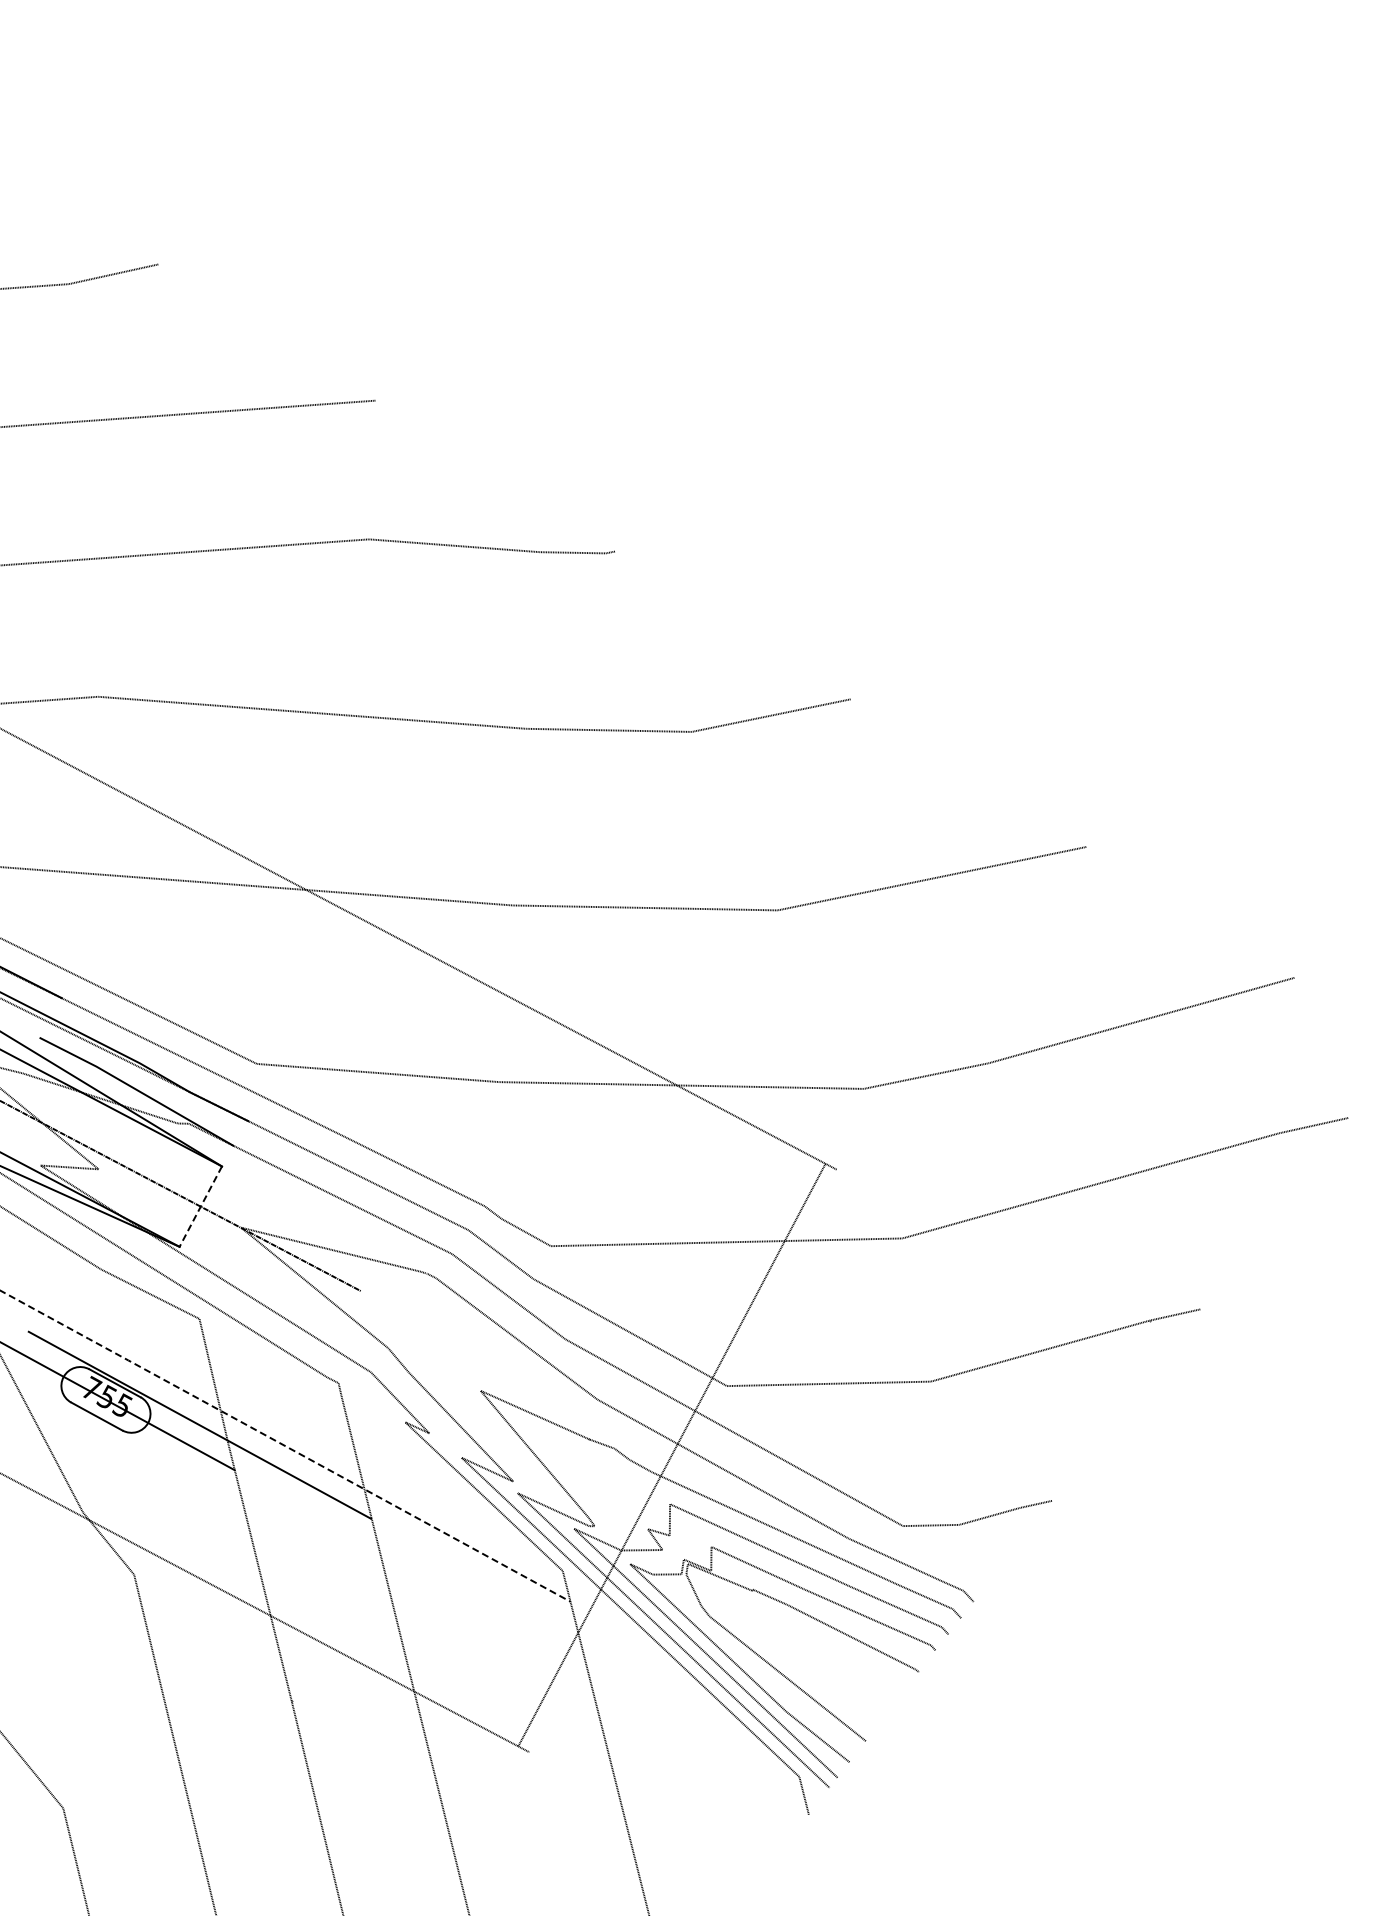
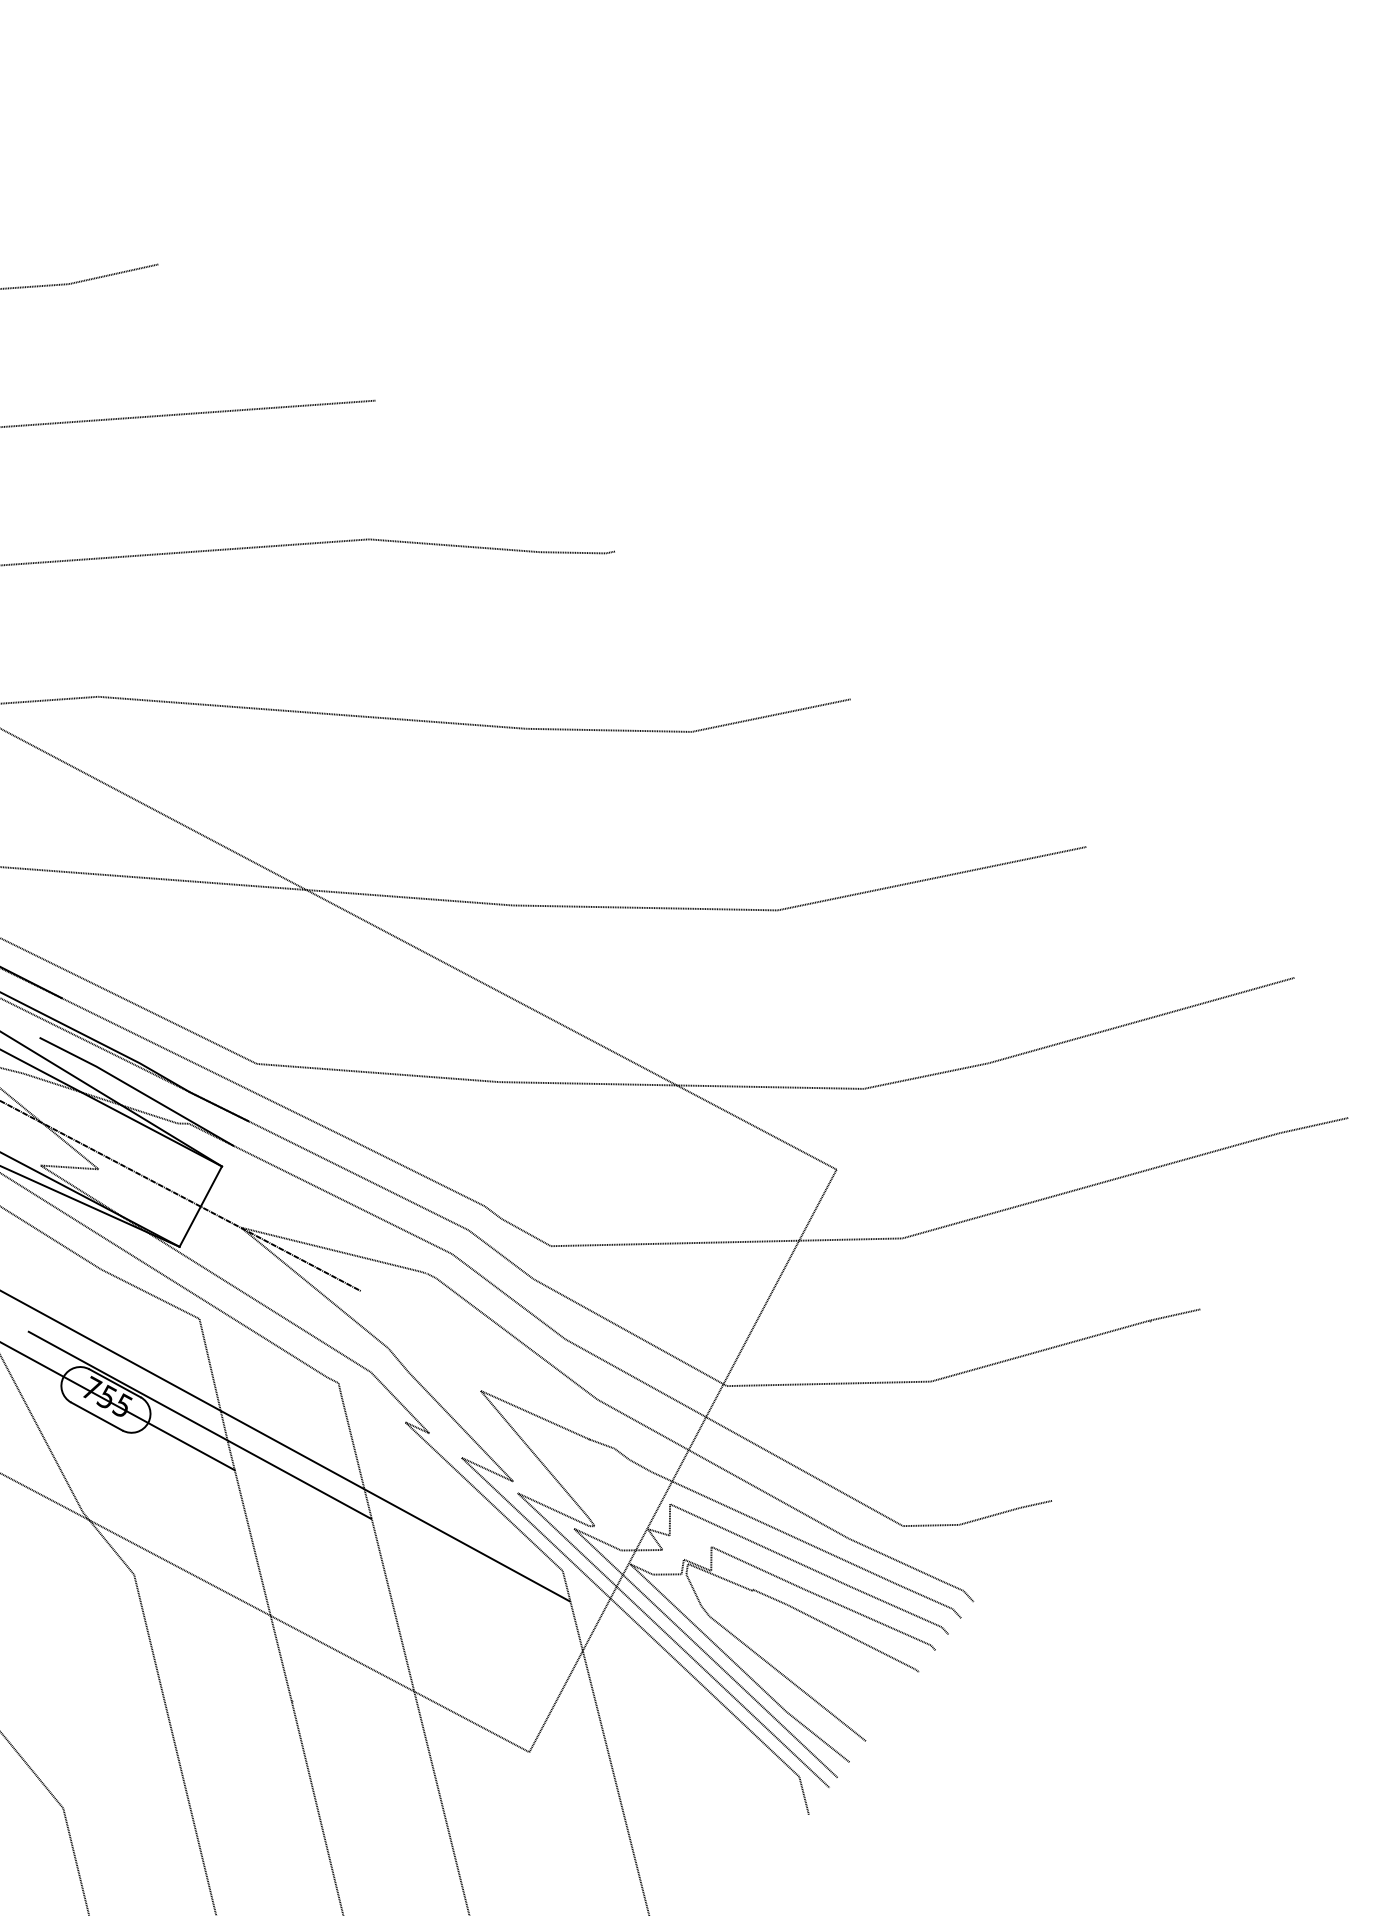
line: dashed -> solid (200, 1207)
line: dashed -> solid (284, 1445)
line position: (671, 1454) -> (682, 1460) (682, 1460)
